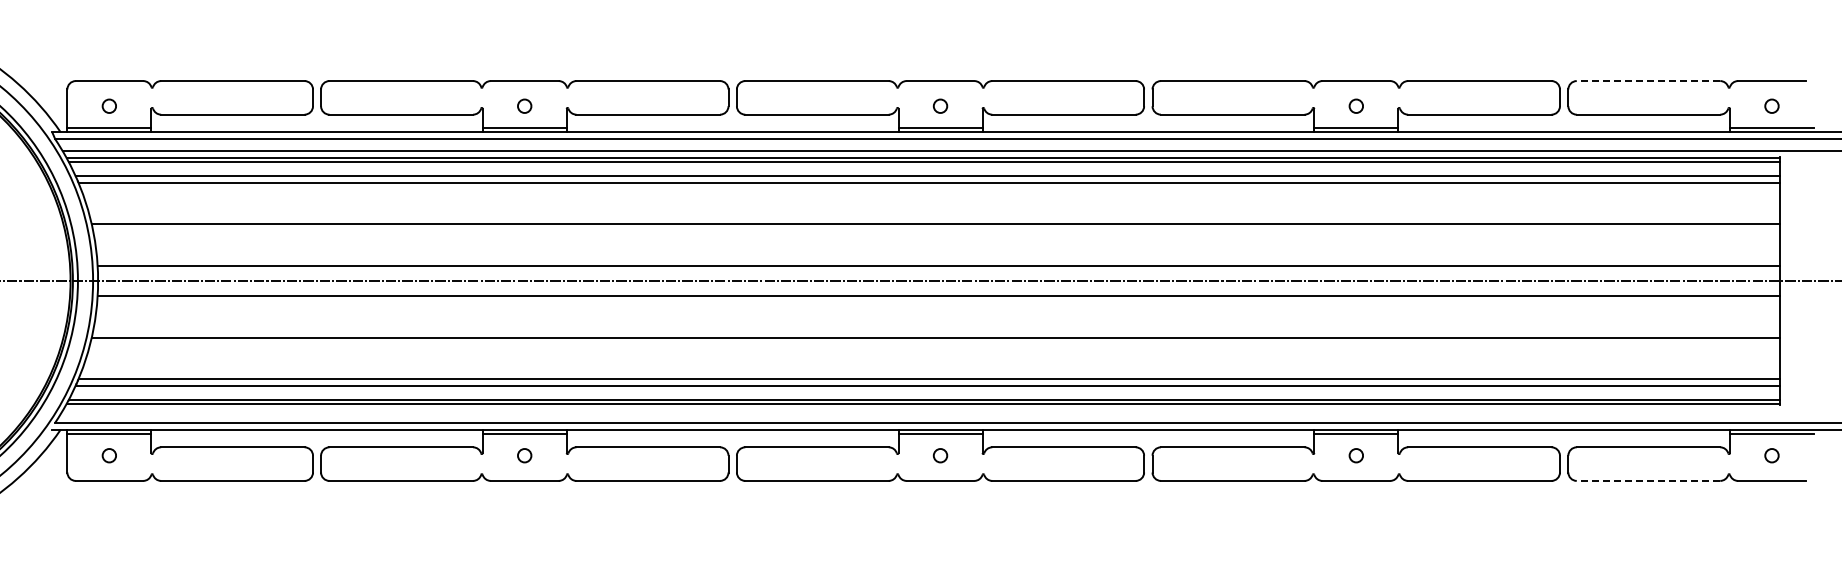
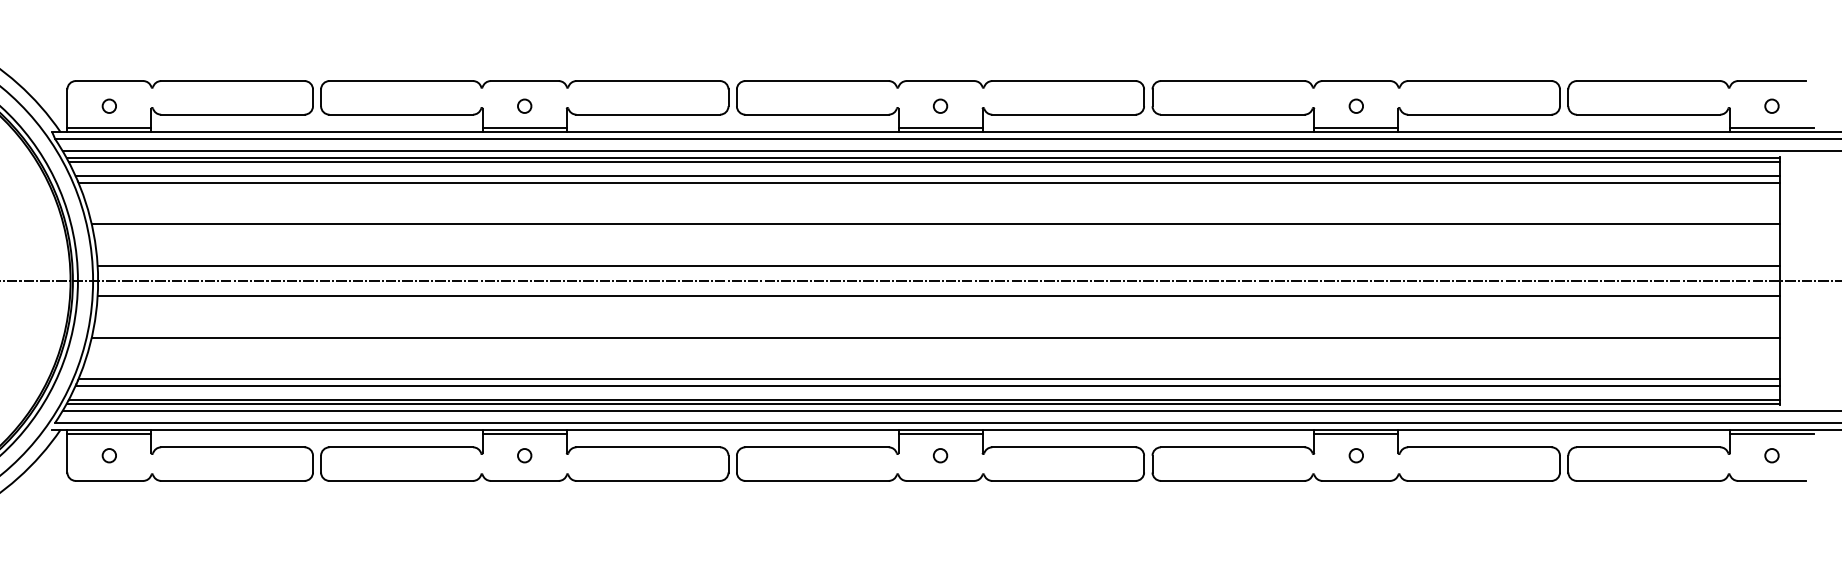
line: dashed -> solid (1648, 81)
line: none -> present (950, 411)
line: dashed -> solid (1648, 480)
